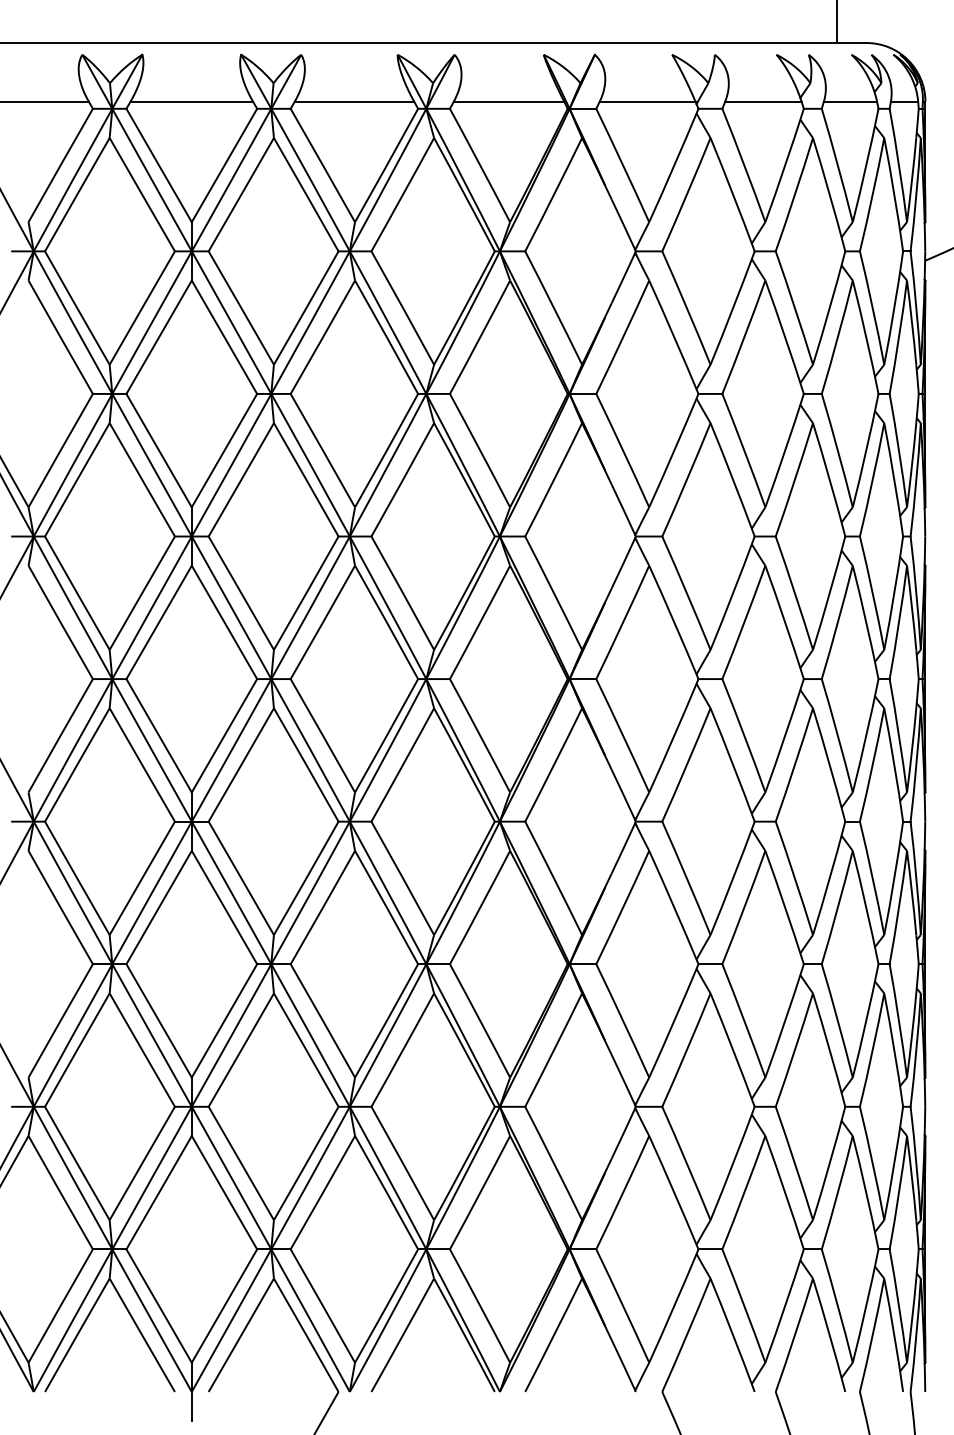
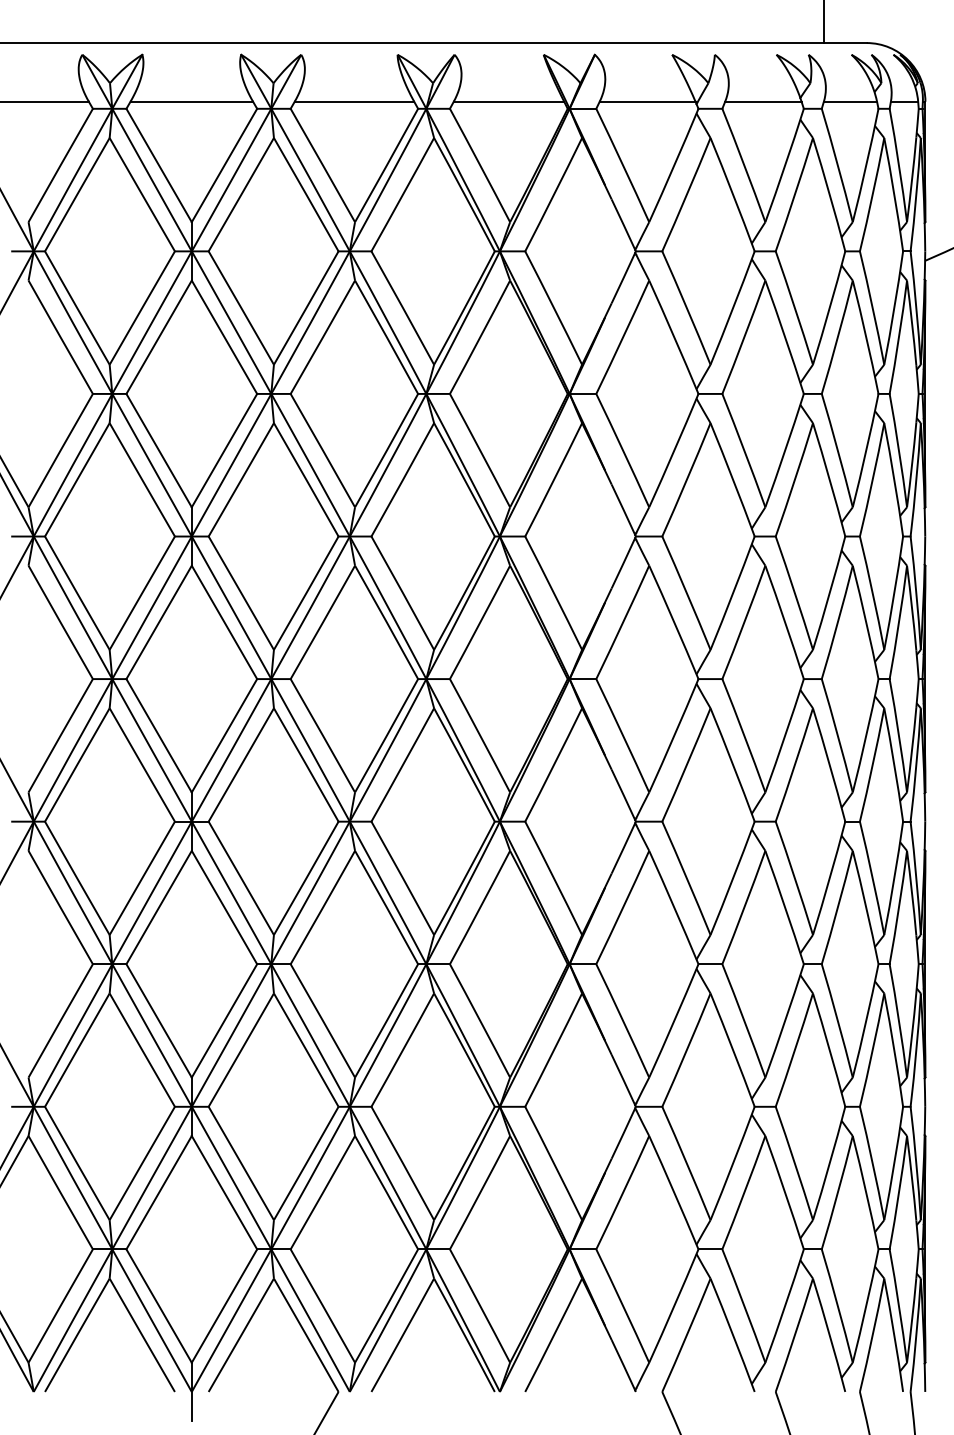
line position: (837, 22) -> (824, 22) (824, 22)
